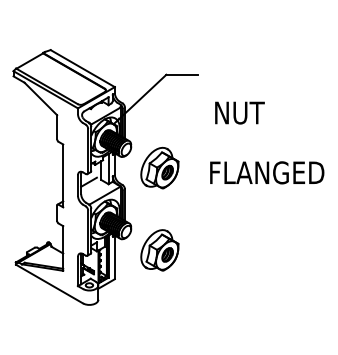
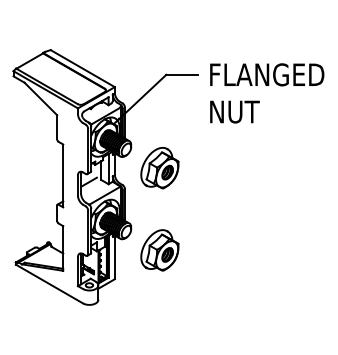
text position: (239, 112) -> (234, 111) (234, 111)
text position: (267, 172) -> (267, 74) (267, 74)
